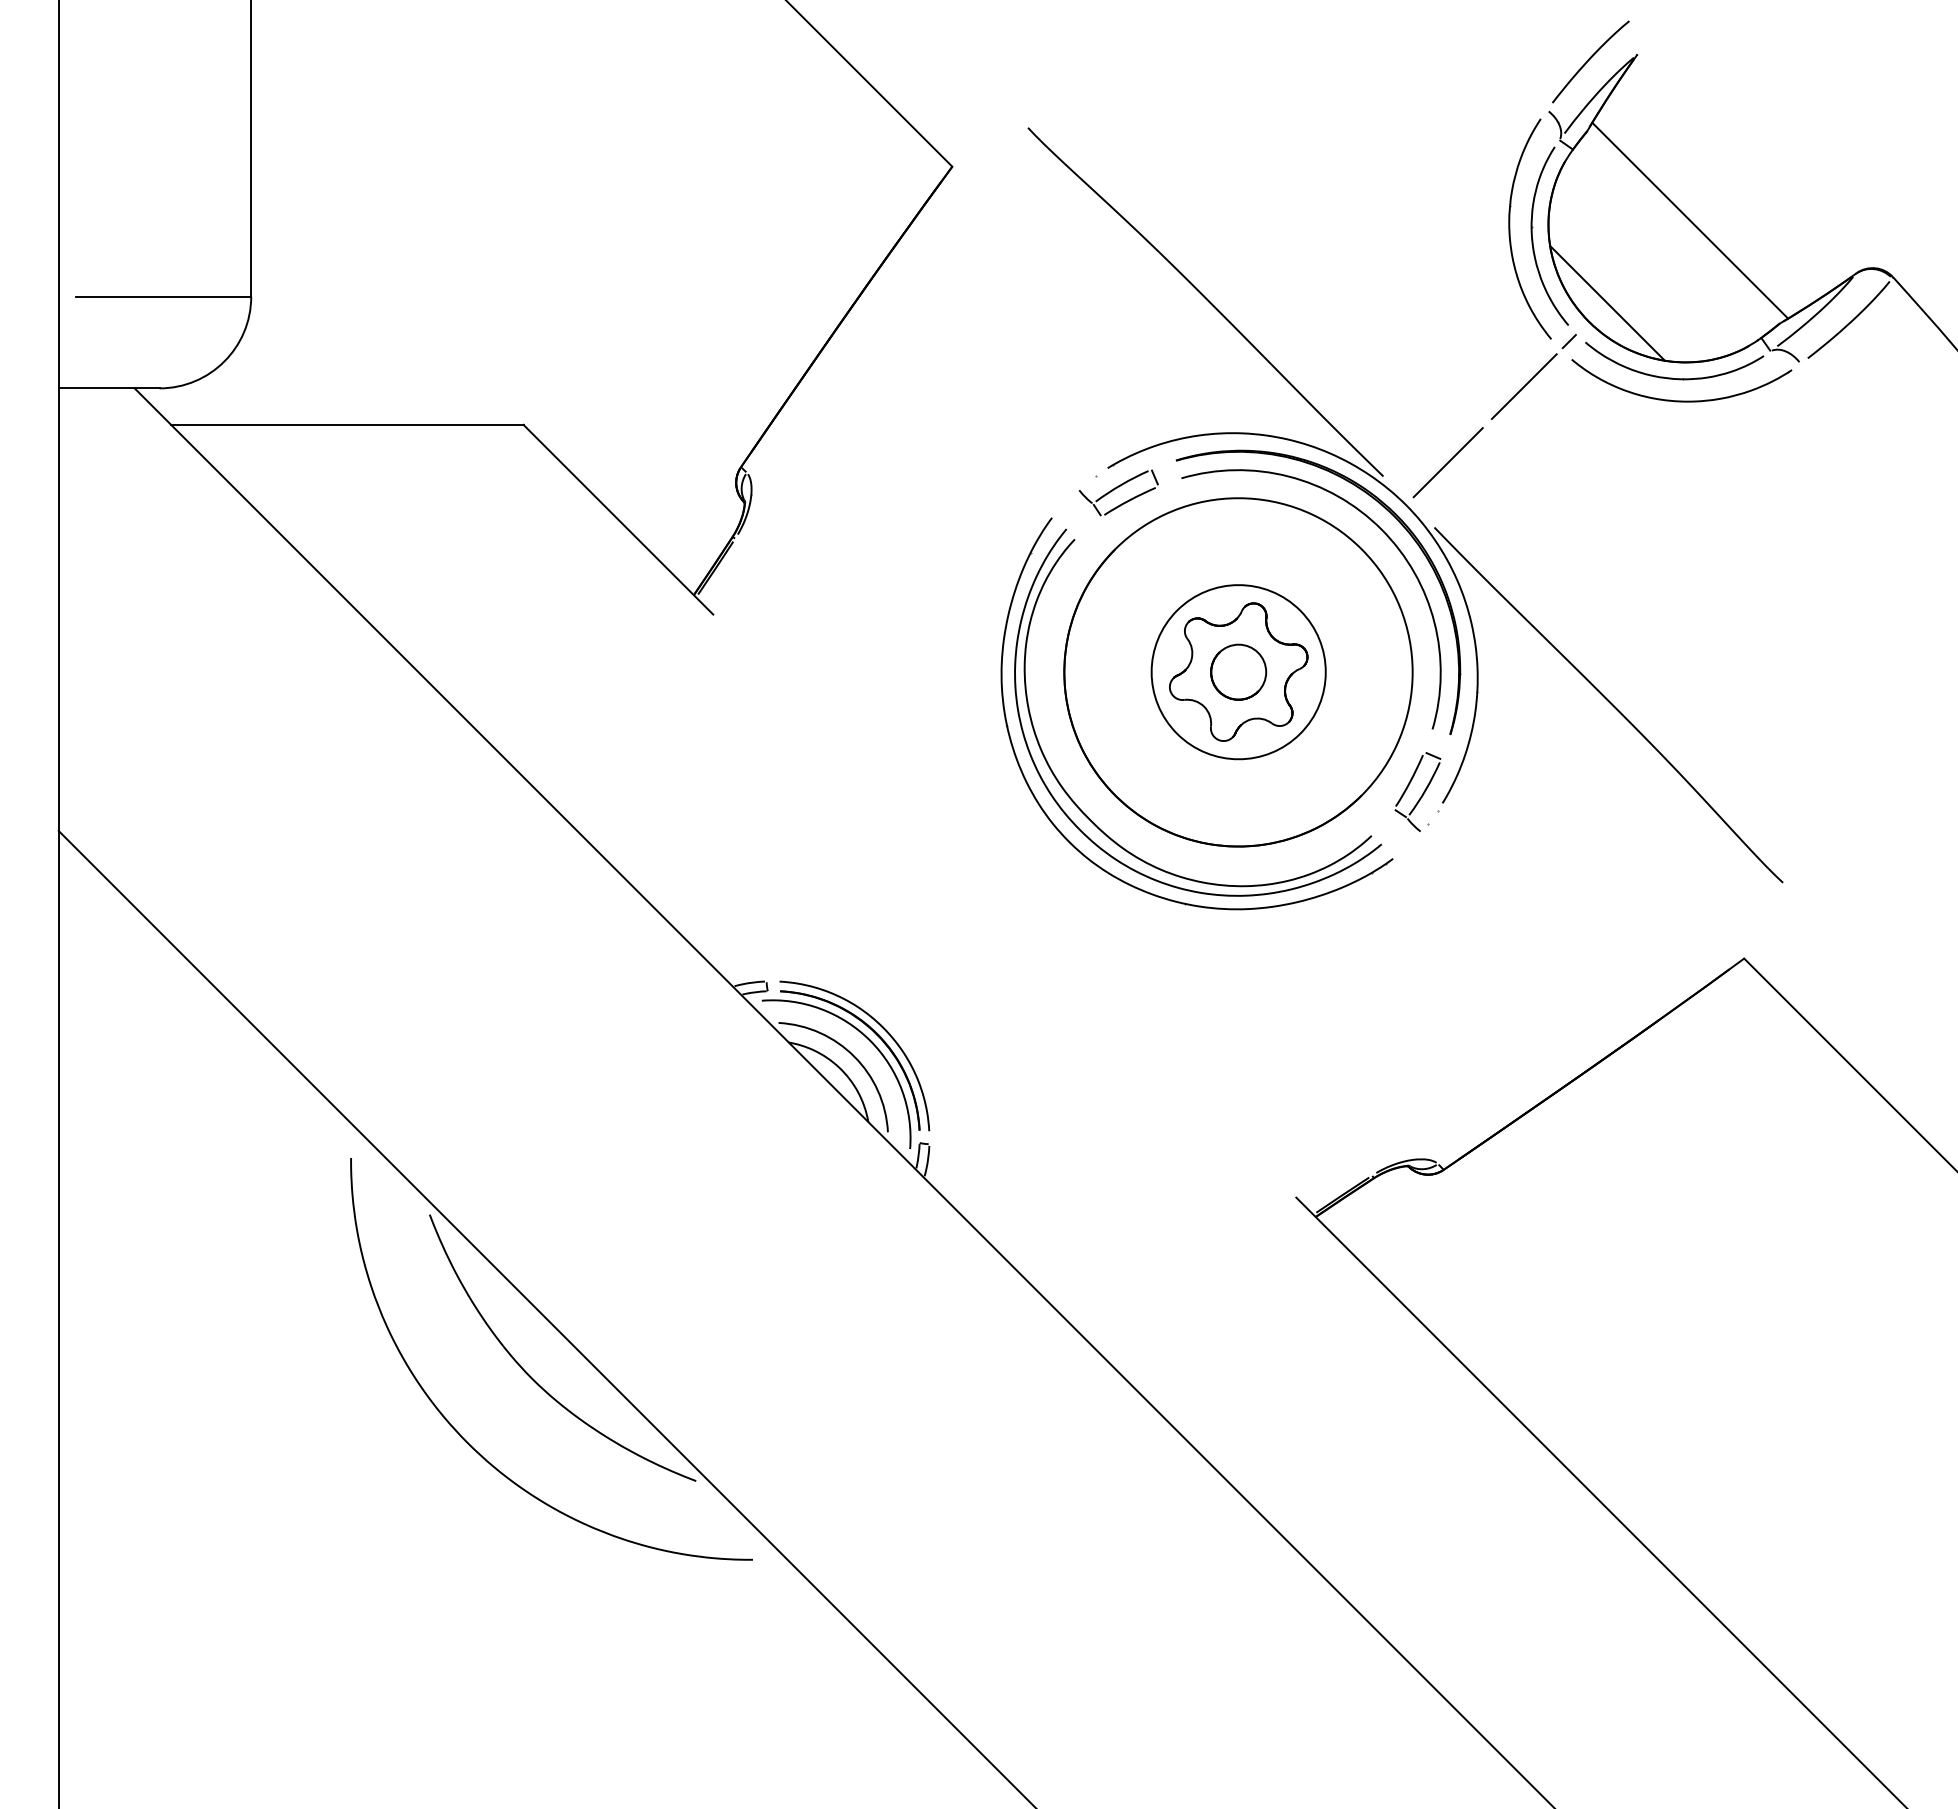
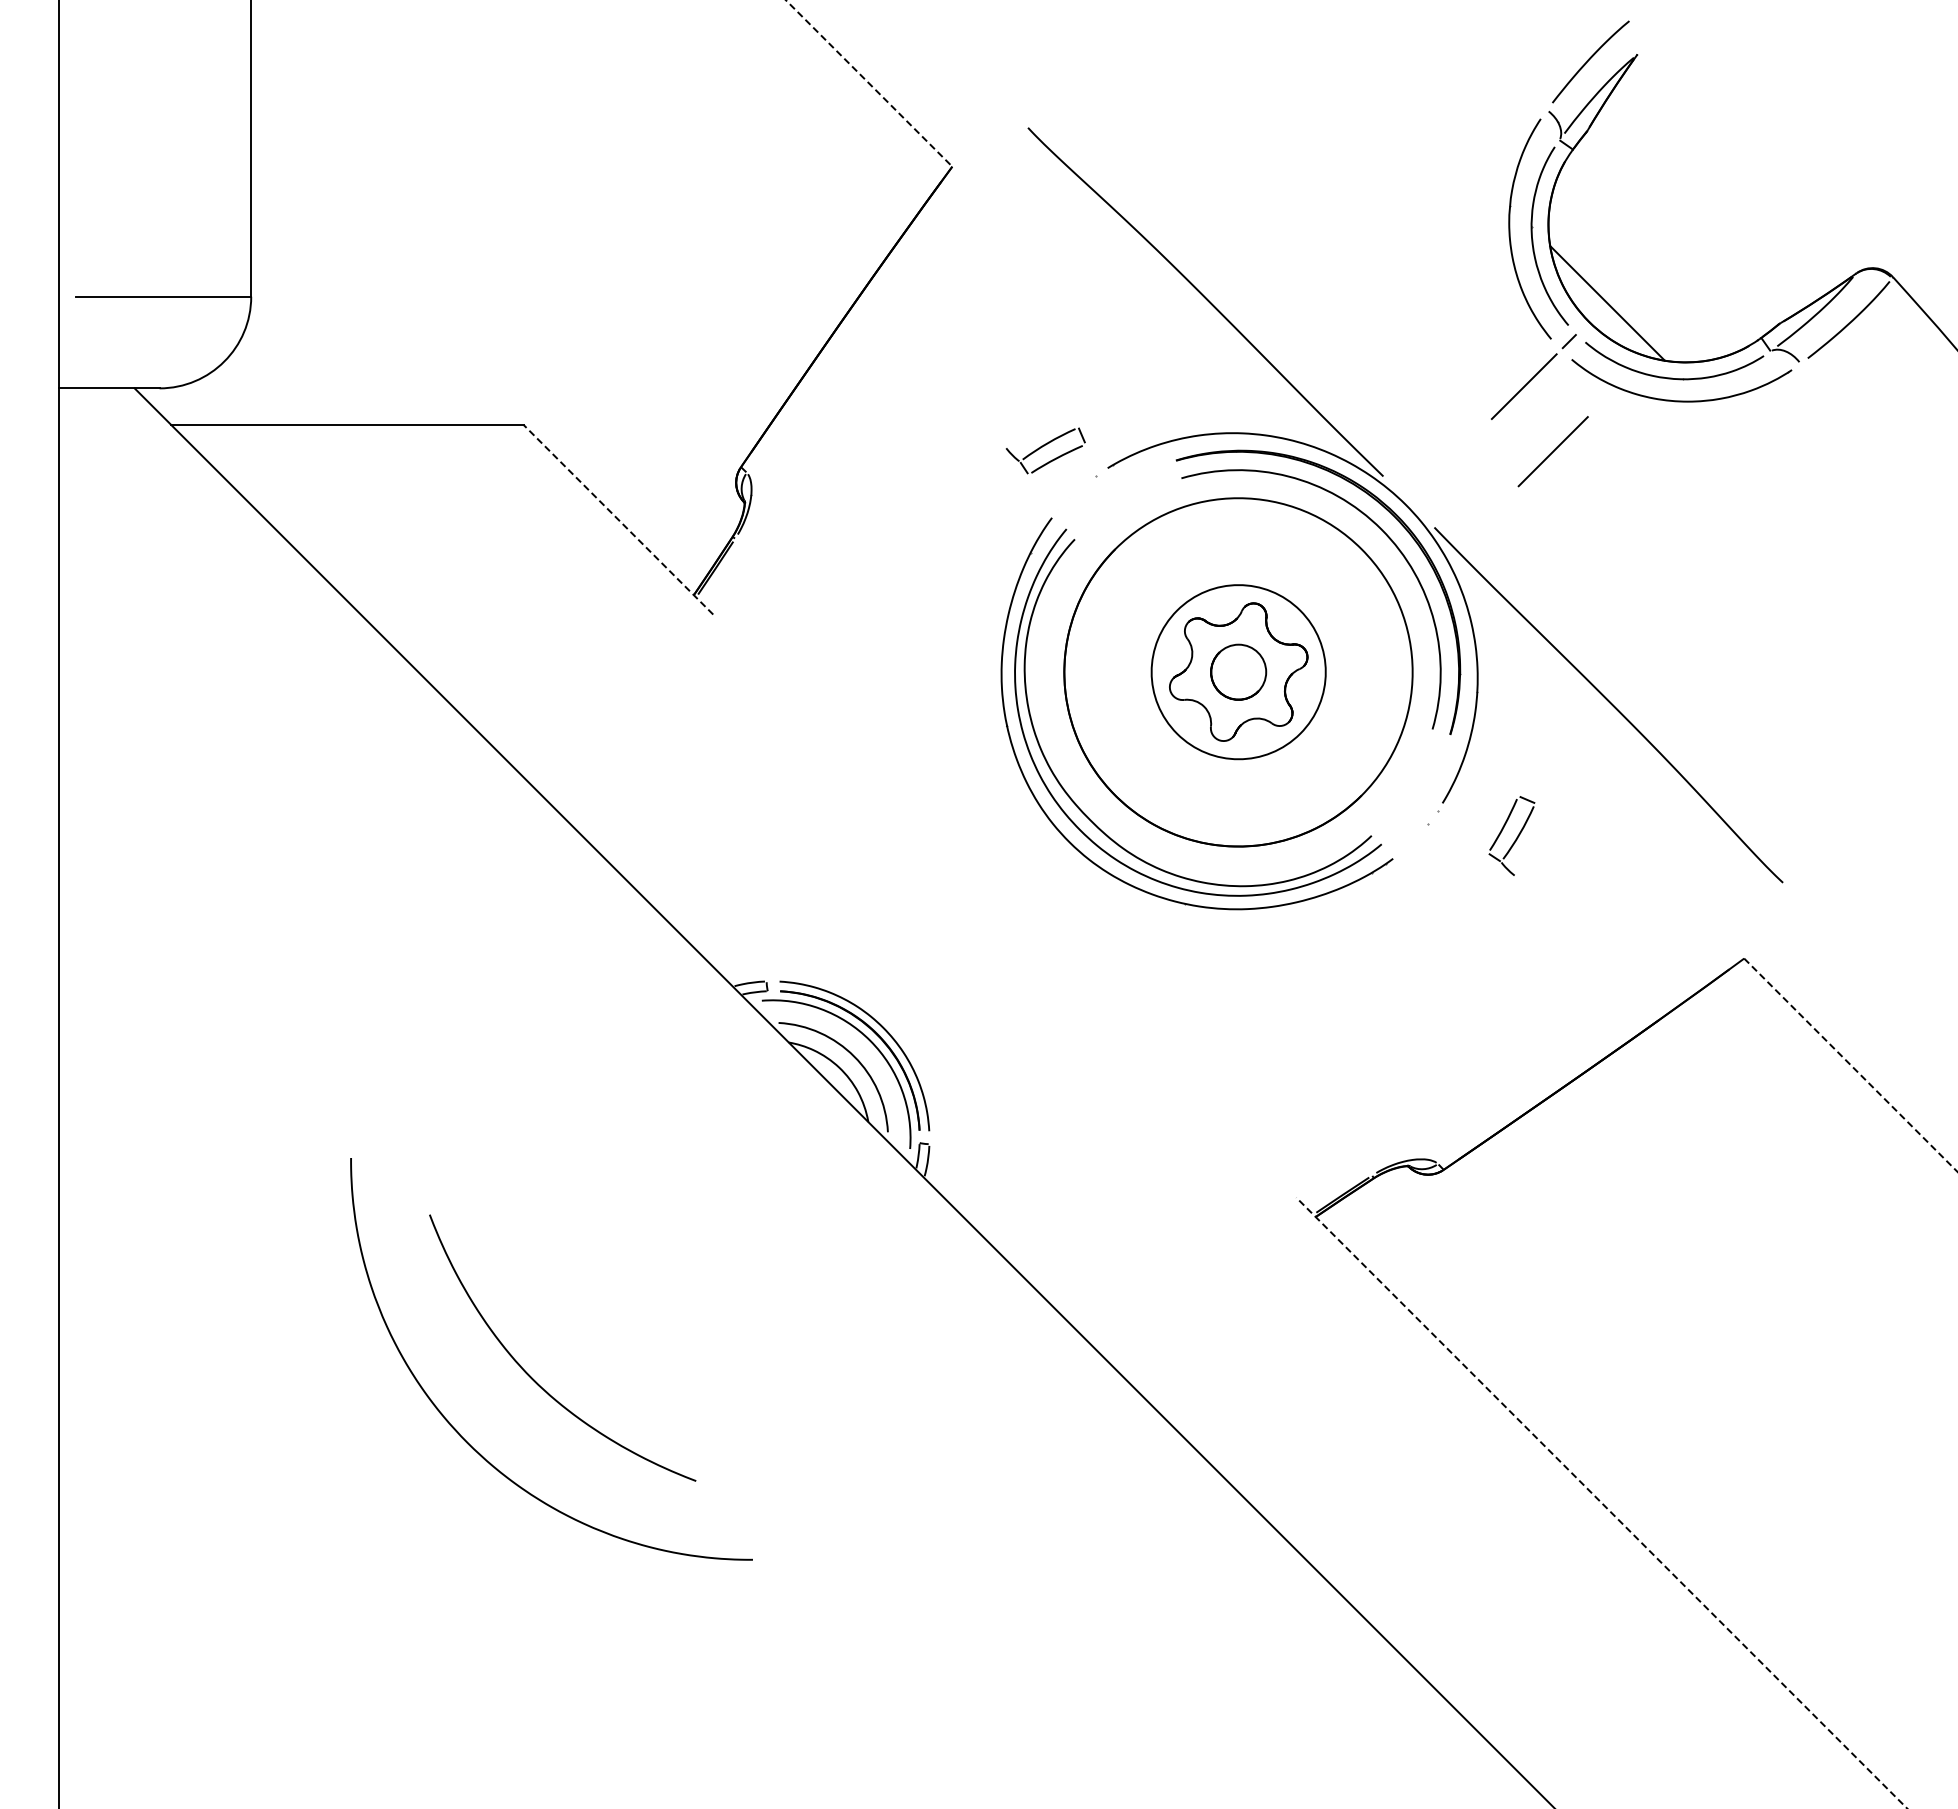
line: solid -> dashed (869, 83)
line: present -> none (1690, 220)
line position: (1447, 462) -> (1552, 451) (1552, 451)
part position: (1118, 492) -> (1045, 450) (1045, 450)
line: solid -> dashed (618, 519)
part position: (1417, 791) -> (1511, 835) (1511, 835)
line: solid -> dashed (1850, 1065)
line: present -> none (545, 1317)
line: solid -> dashed (1601, 1503)
